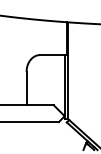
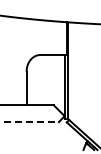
line: solid -> dashed (29, 122)
